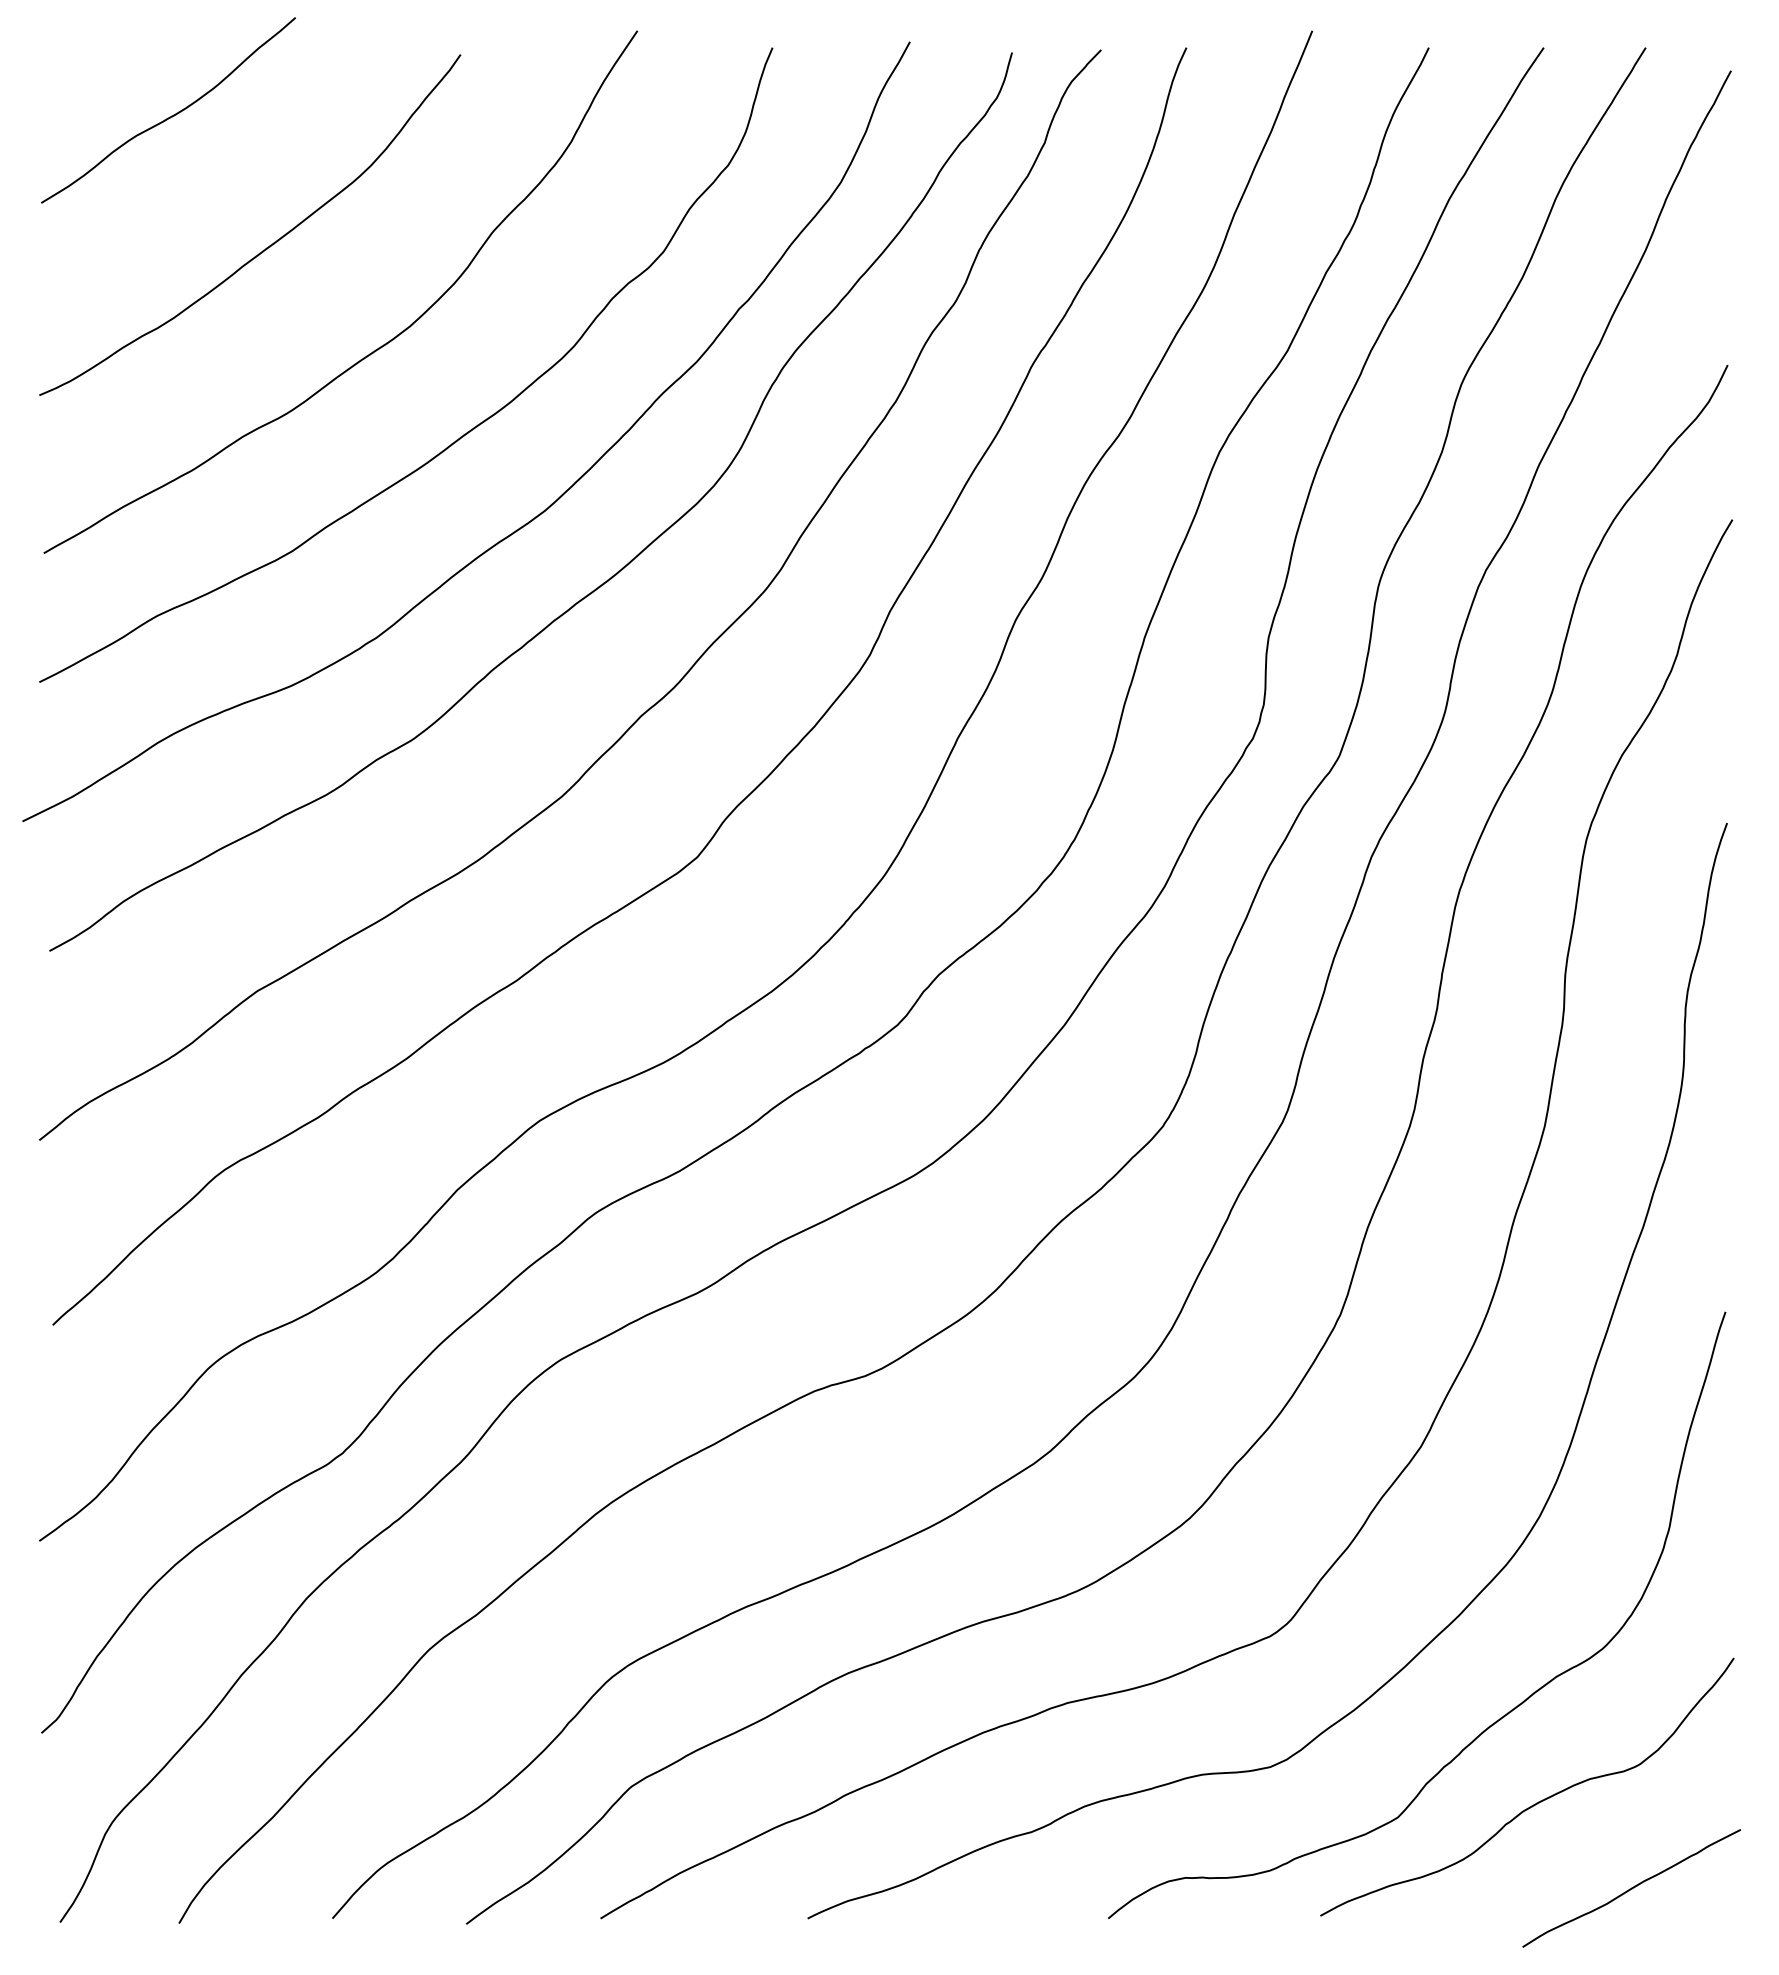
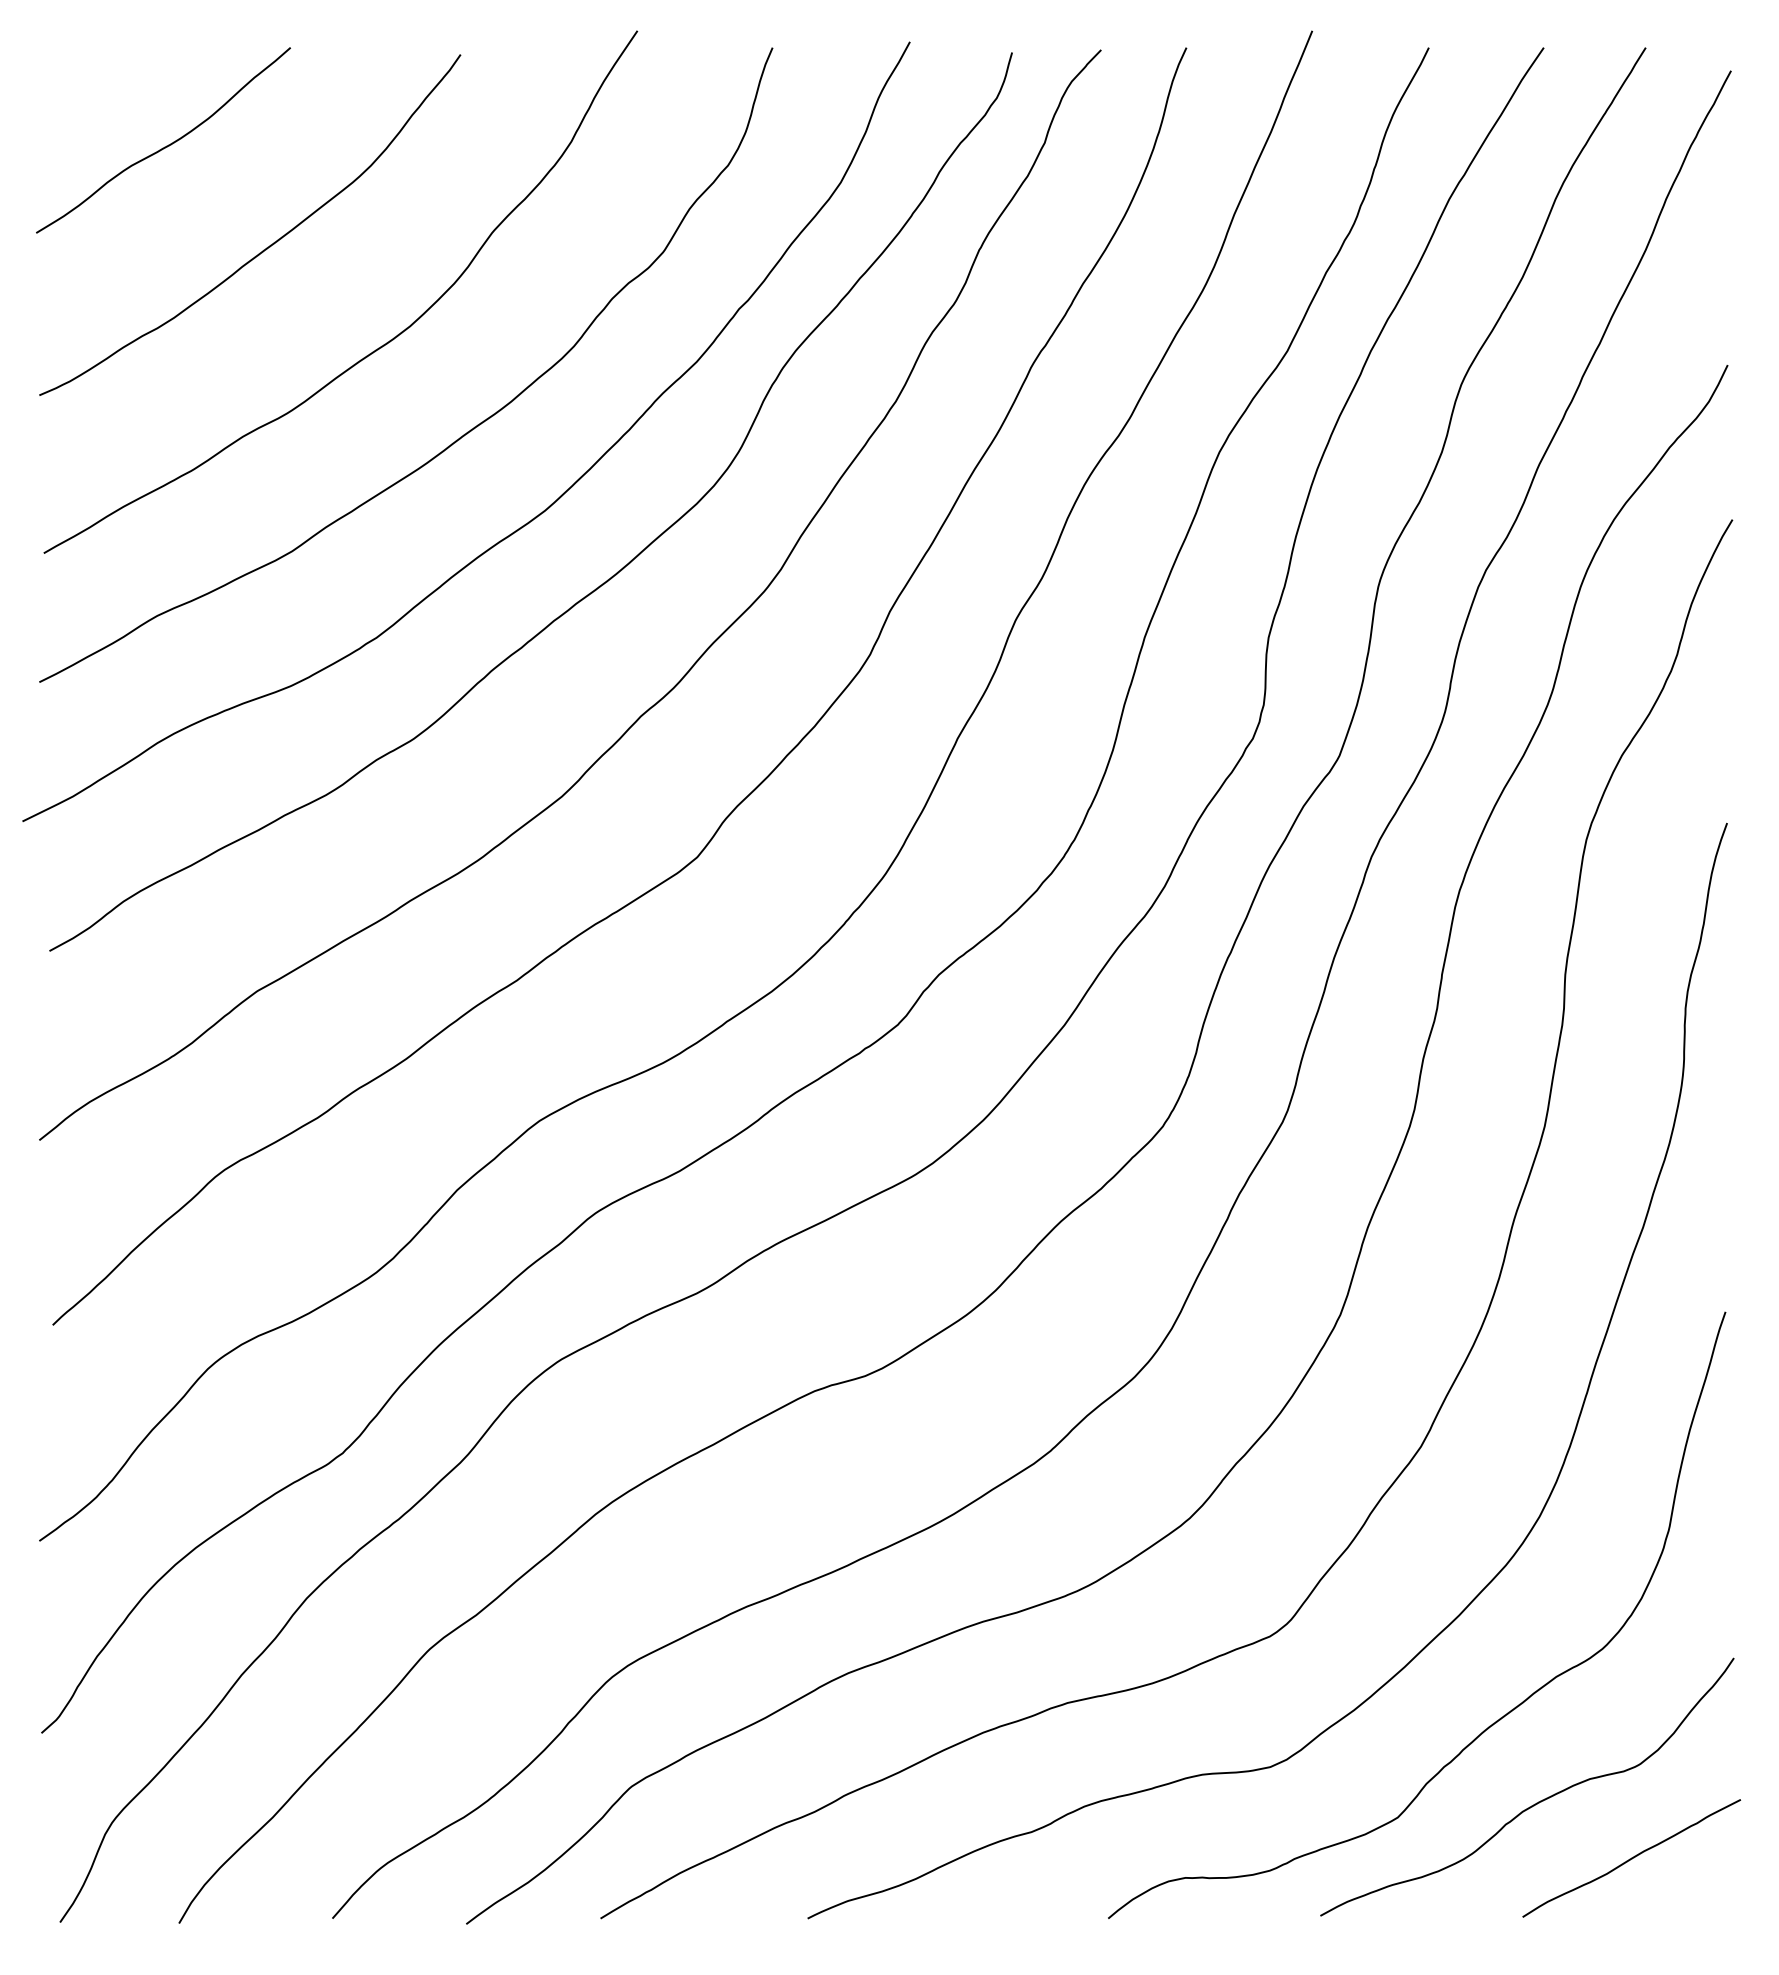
curve position: (171, 115) -> (166, 145) (166, 145)
curve position: (1631, 1888) -> (1631, 1858) (1631, 1858)
